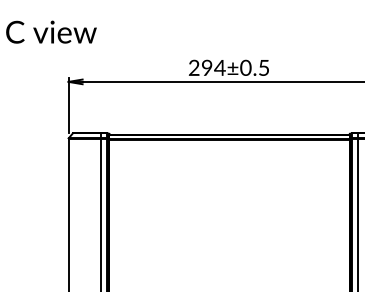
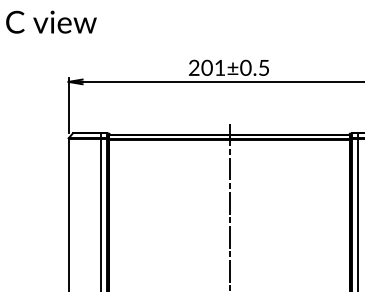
text position: (51, 31) -> (51, 21) (51, 21)
text: 294±0.5 -> 201±0.5 (213, 67)
line: none -> present (229, 205)
